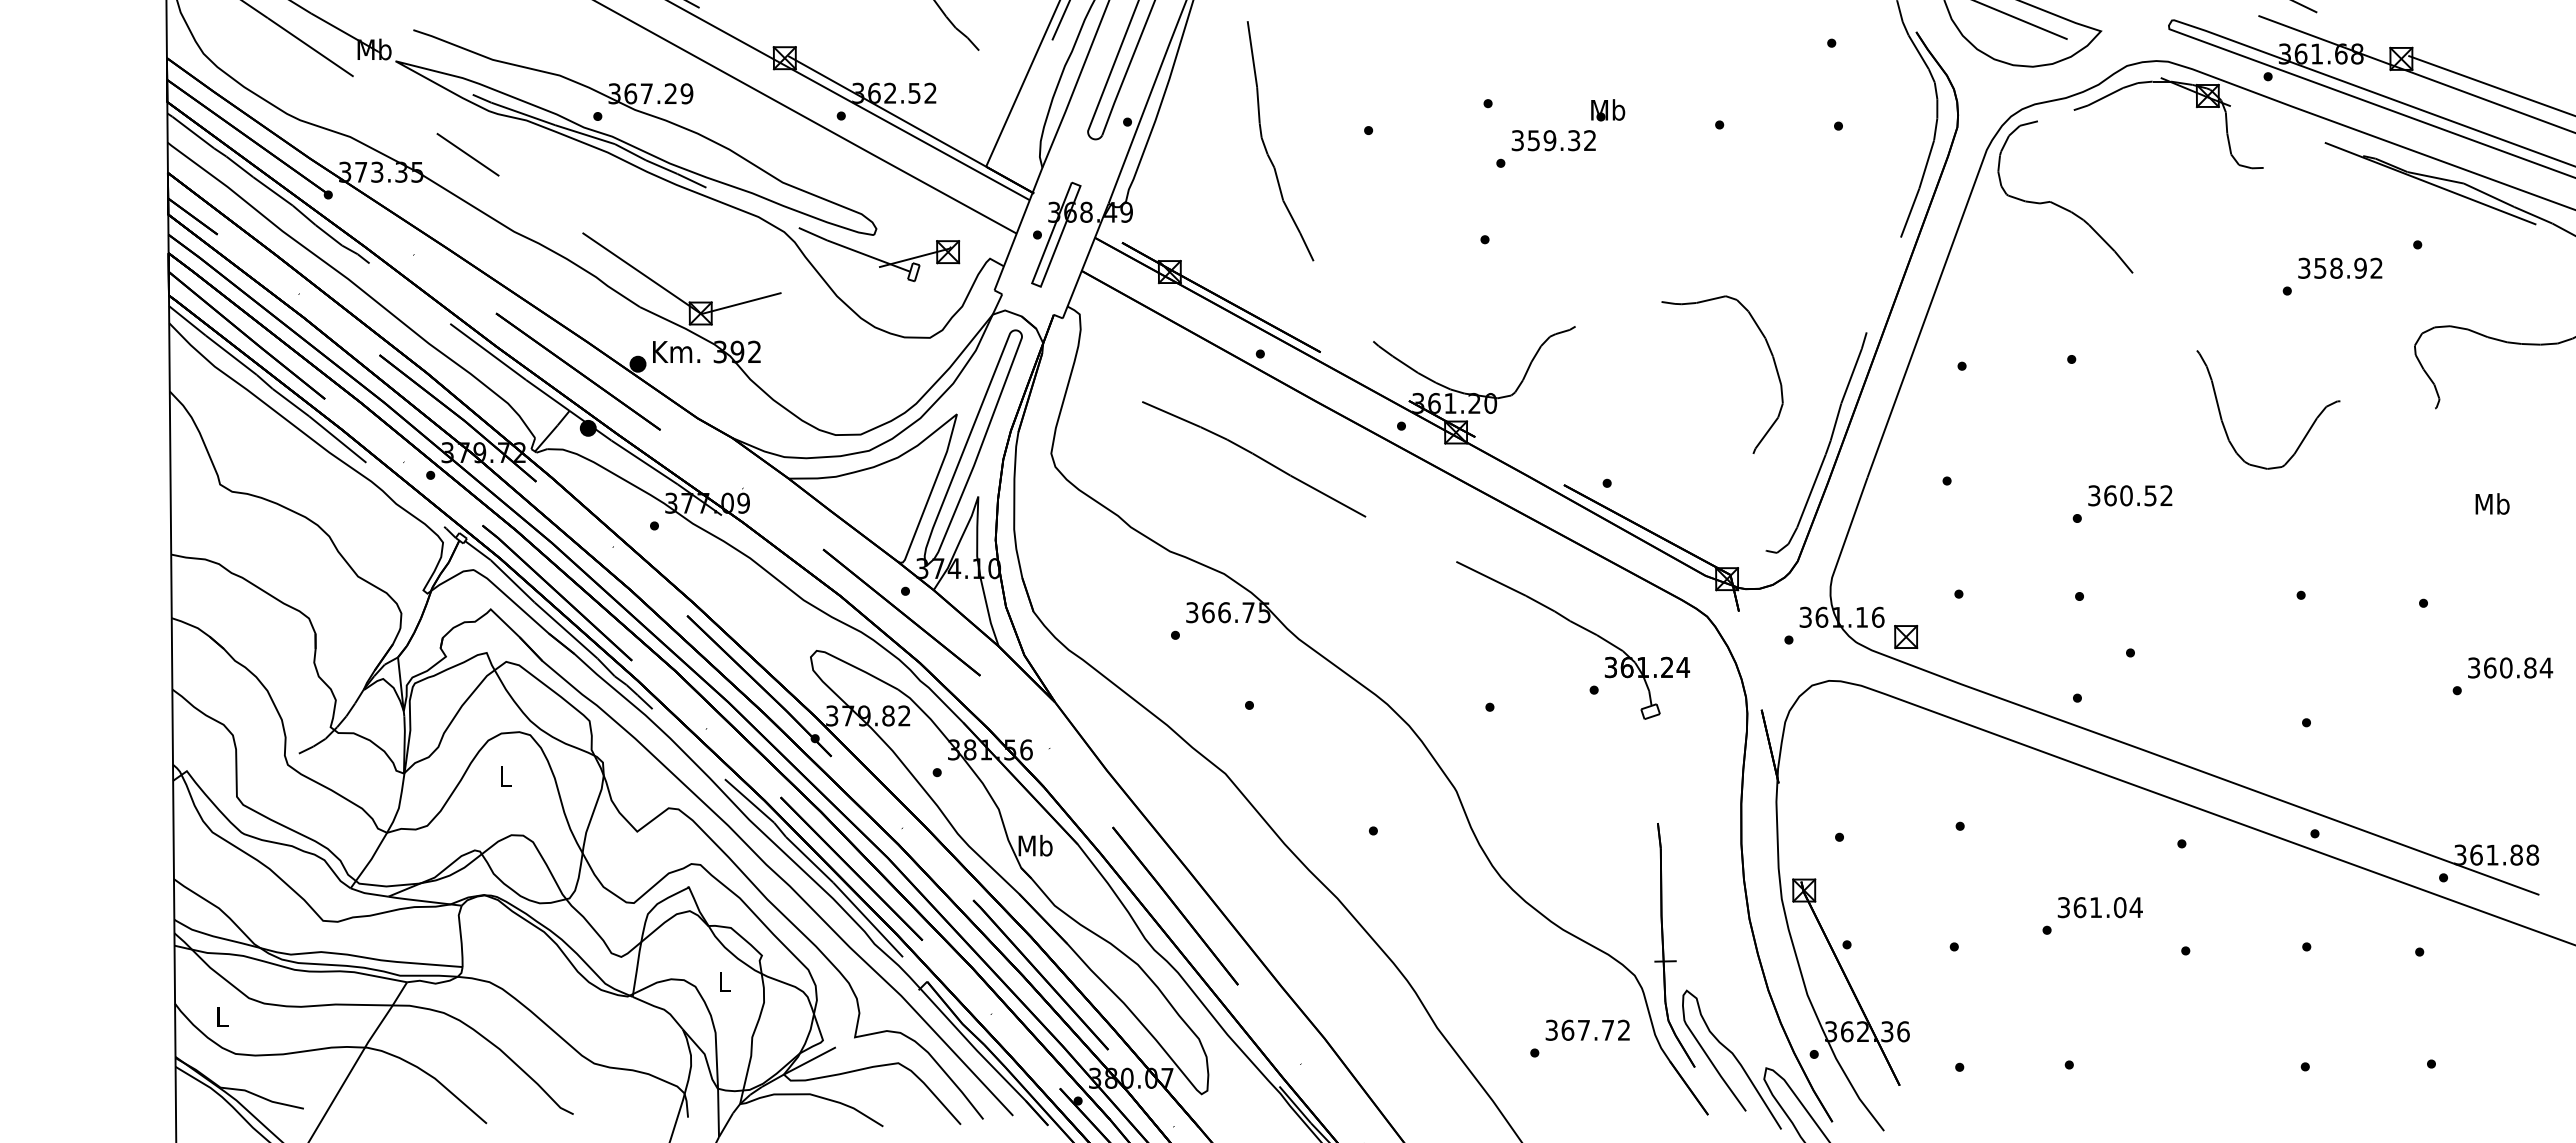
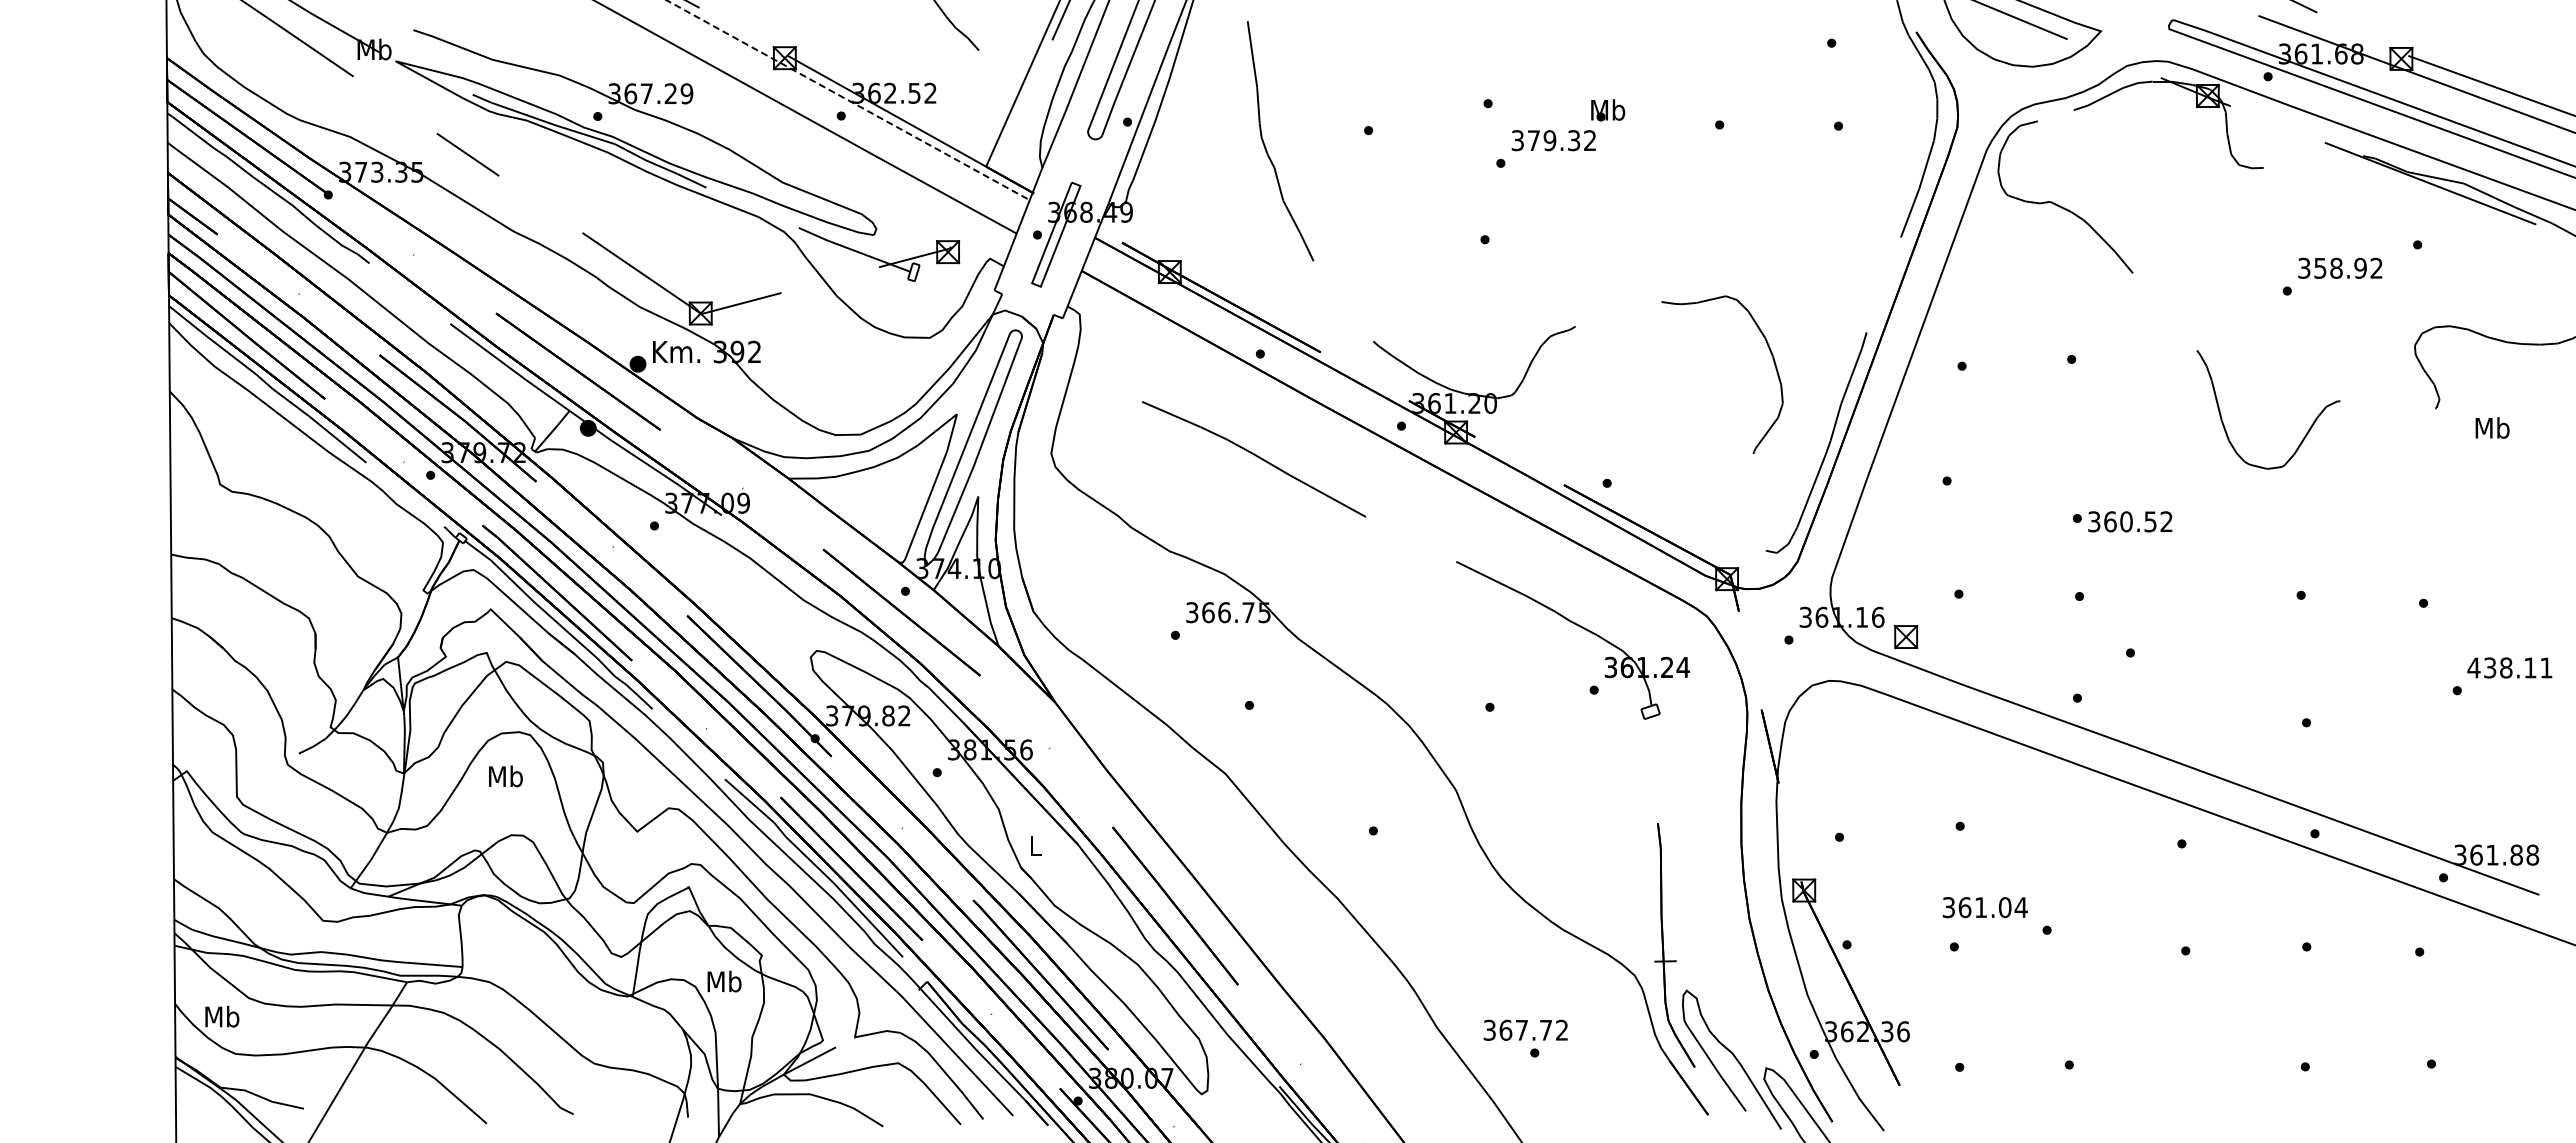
line: solid -> dashed (847, 100)
text: 359.32 -> 379.32 (1533, 140)
text position: (2130, 495) -> (2130, 521) (2130, 521)
text position: (2492, 503) -> (2492, 427) (2492, 427)
text: 360.84 -> 438.11 (2510, 667)
text: L -> Mb (505, 776)
text: Mb -> L (1035, 845)
text position: (2099, 907) -> (1984, 907) (1984, 907)
text: L -> Mb (724, 981)
text: L -> Mb (222, 1016)
text position: (1587, 1029) -> (1525, 1029) (1525, 1029)
